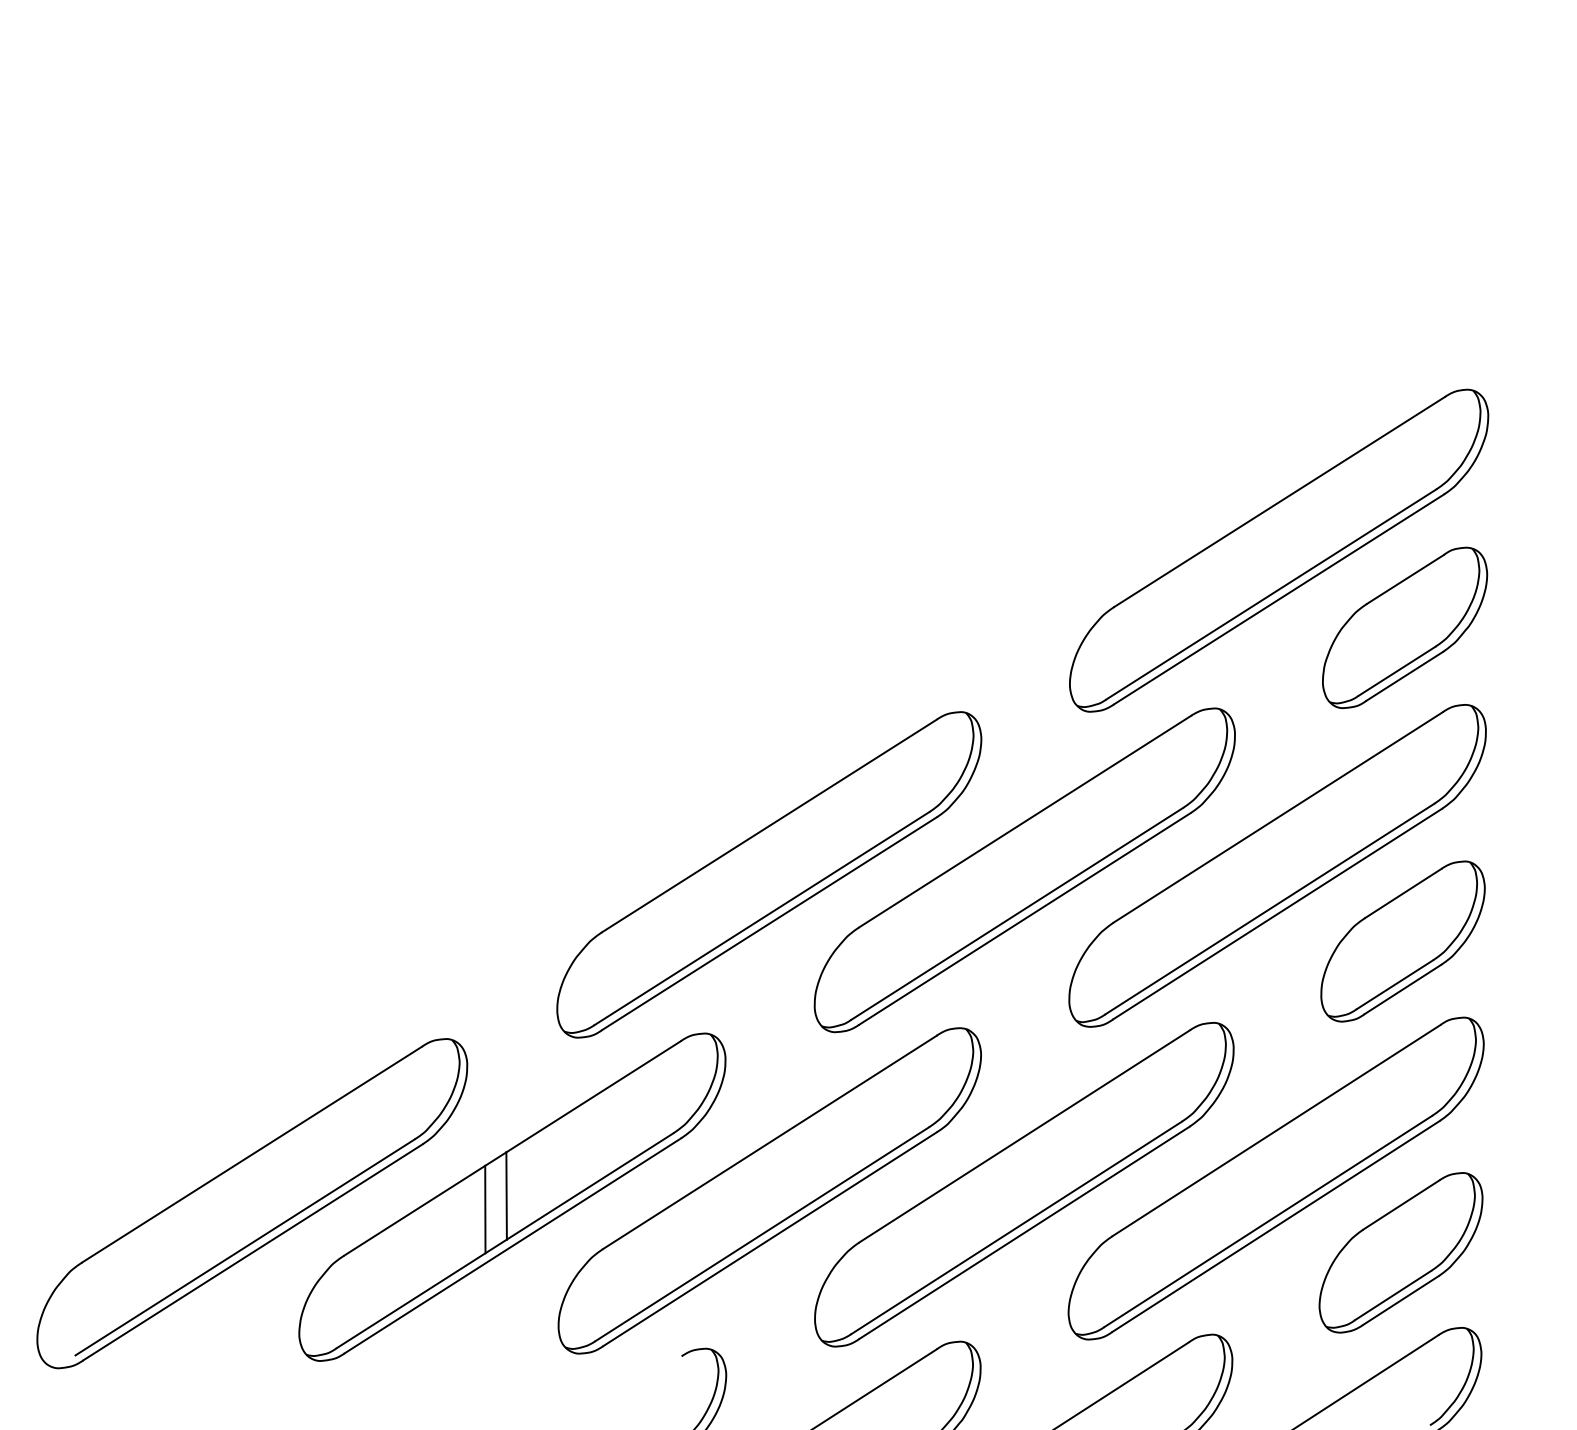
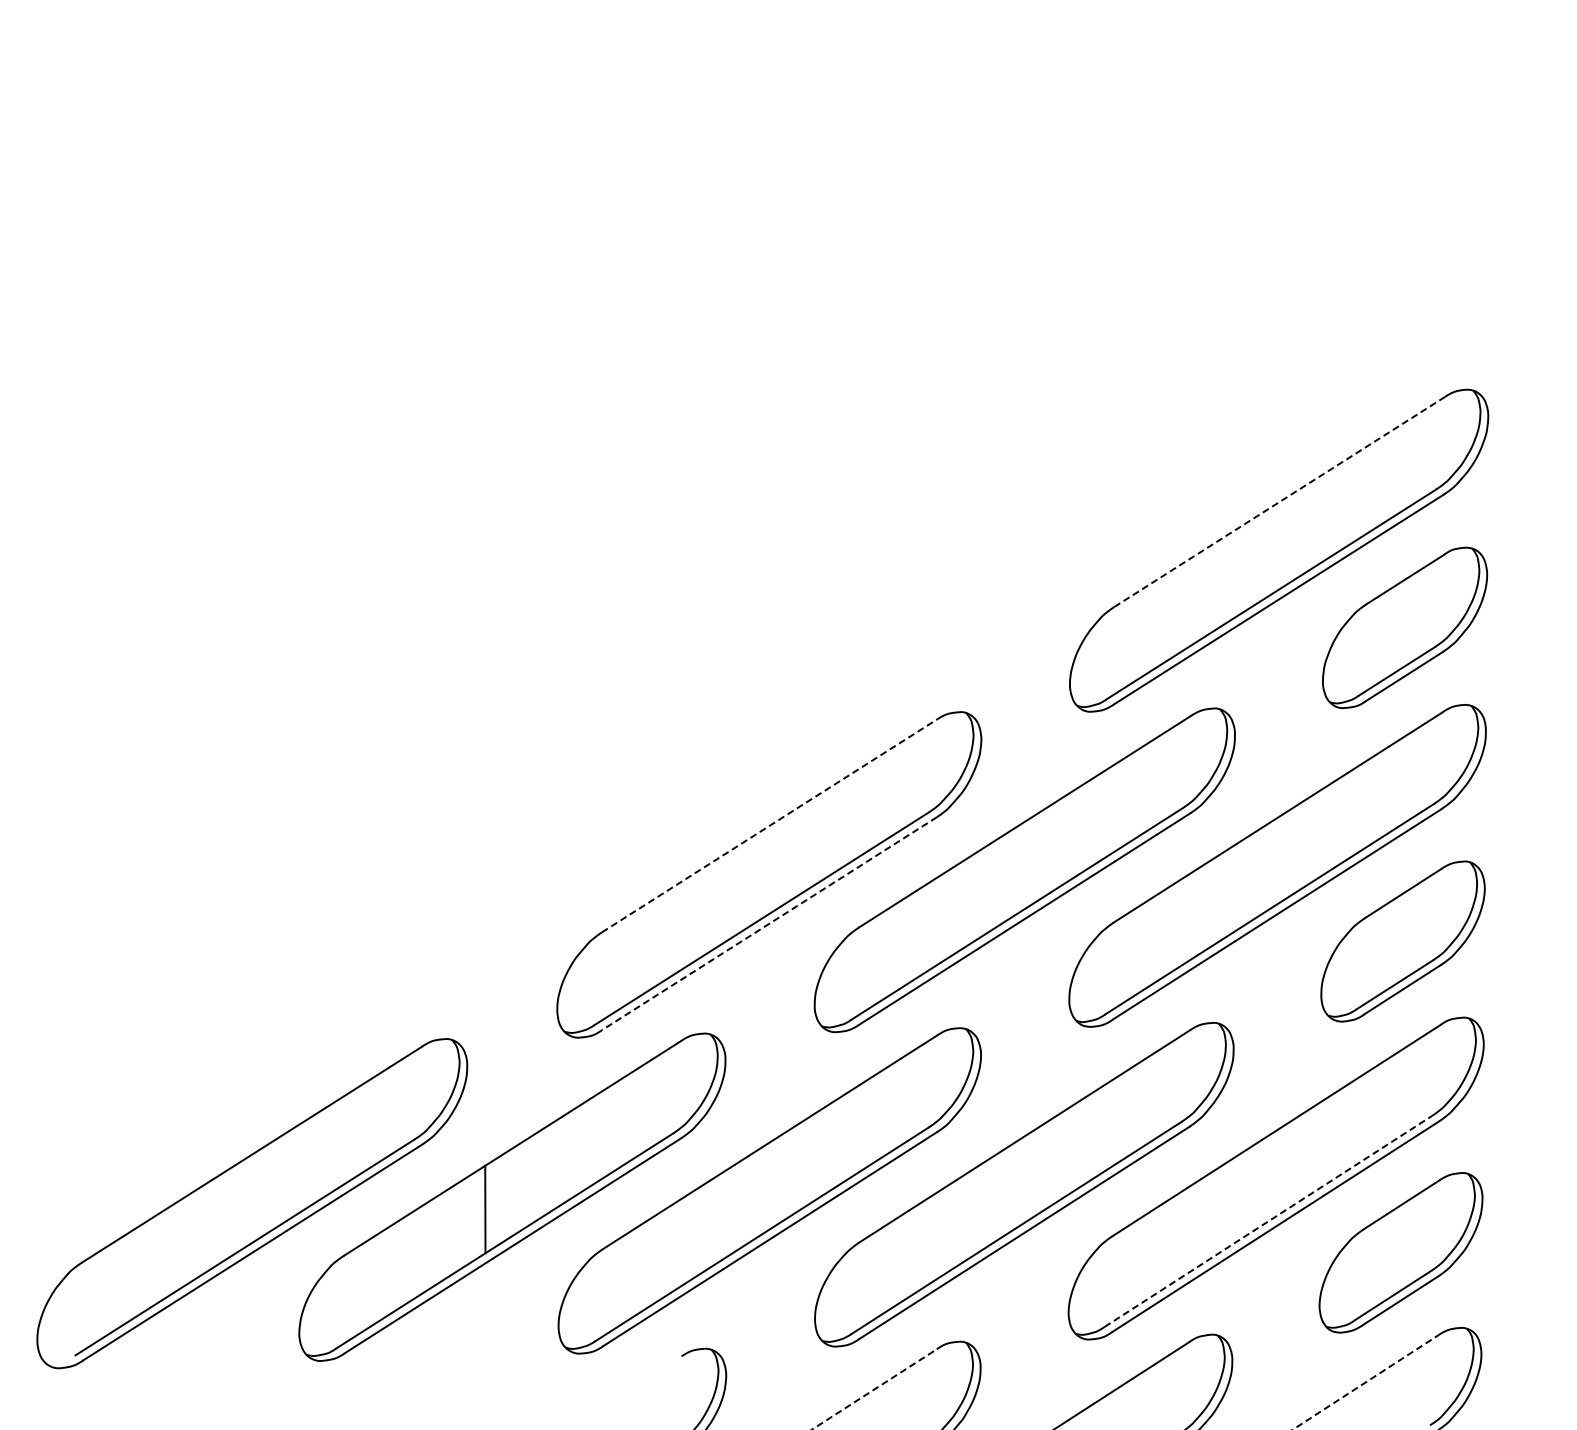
line: solid -> dashed (1279, 502)
line: solid -> dashed (769, 825)
line: solid -> dashed (769, 923)
line: present -> none (506, 1195)
line: solid -> dashed (1268, 1221)
line: solid -> dashed (1365, 1382)
line: solid -> dashed (874, 1389)
